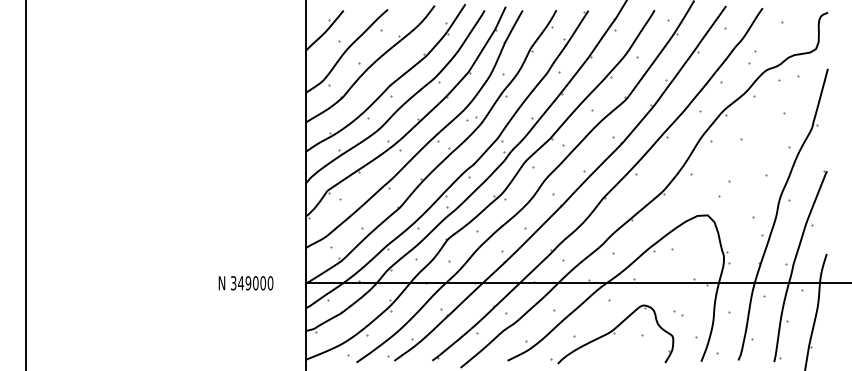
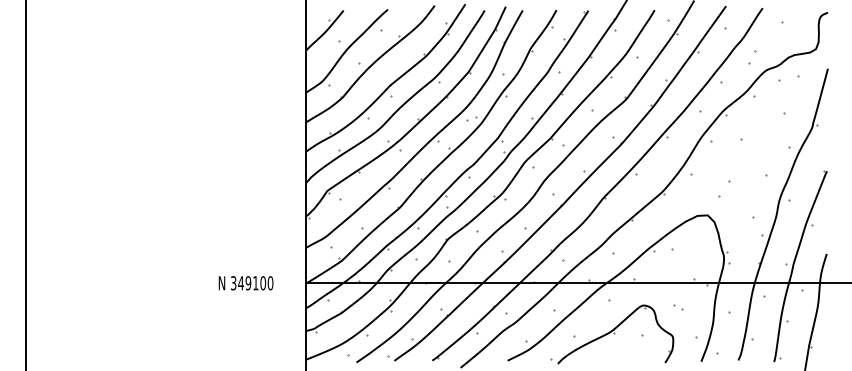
text: 349000 -> 349100 (255, 283)
part position: (678, 313) -> (678, 307) (678, 307)
